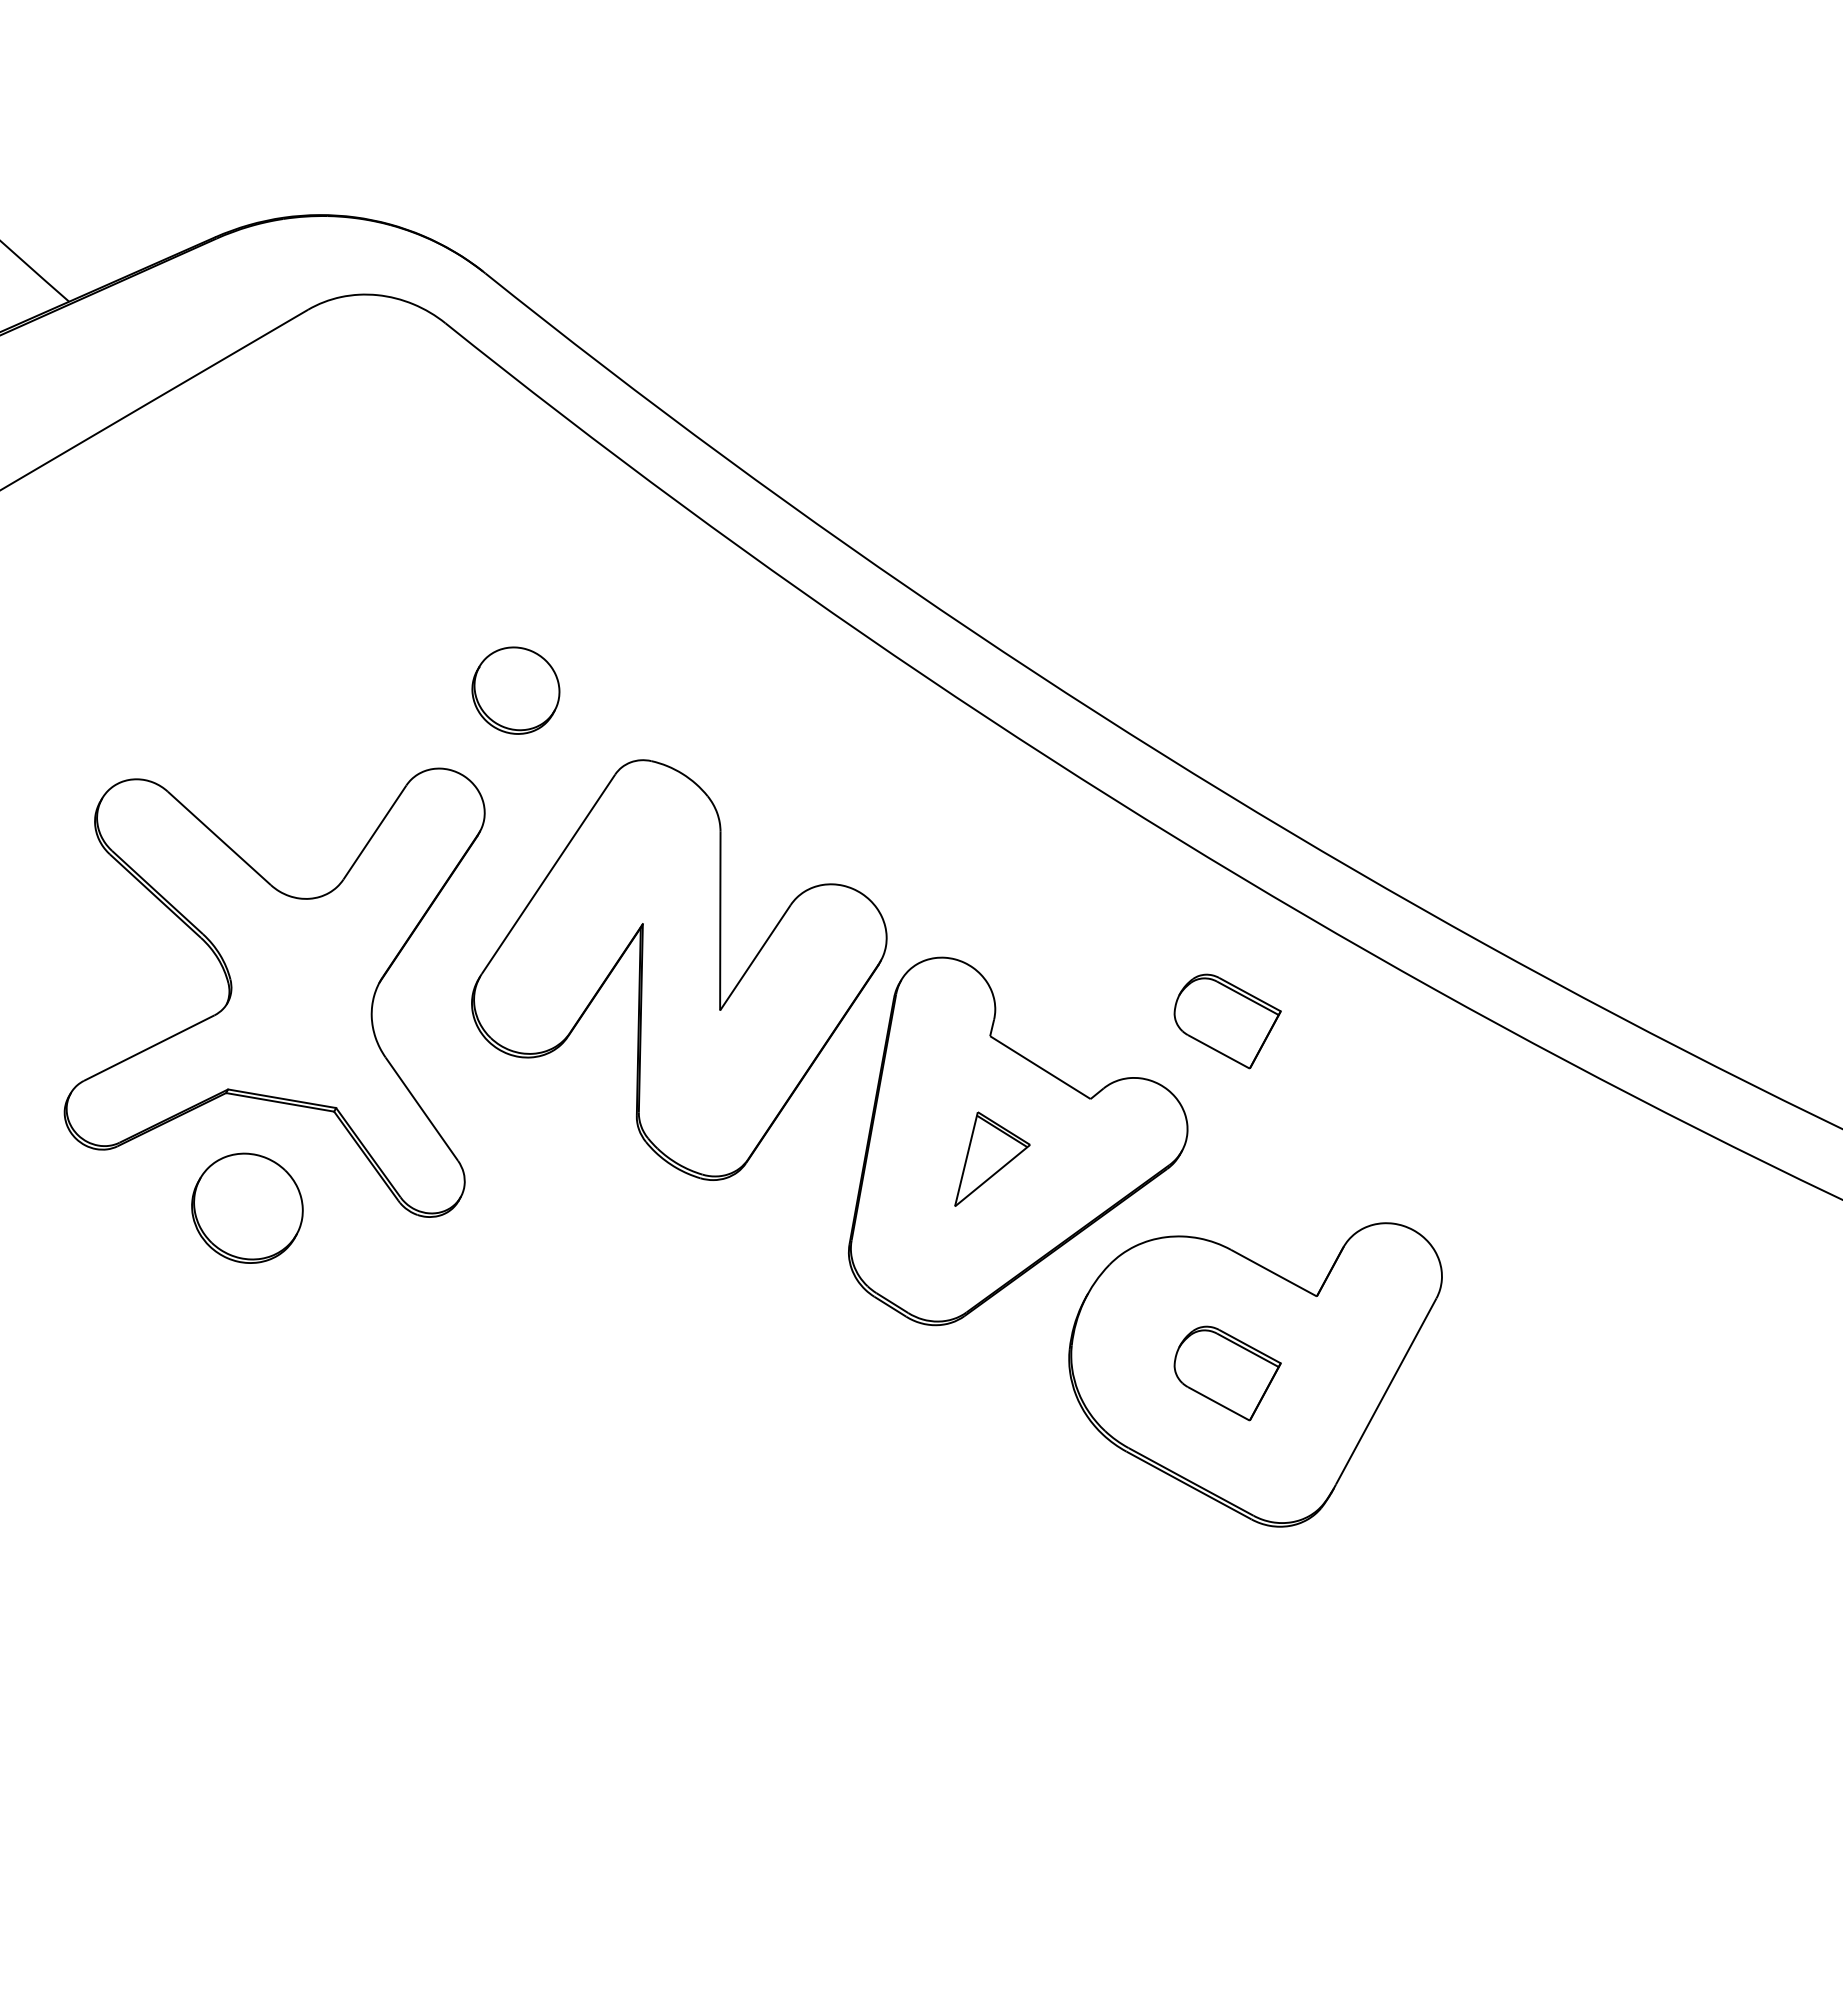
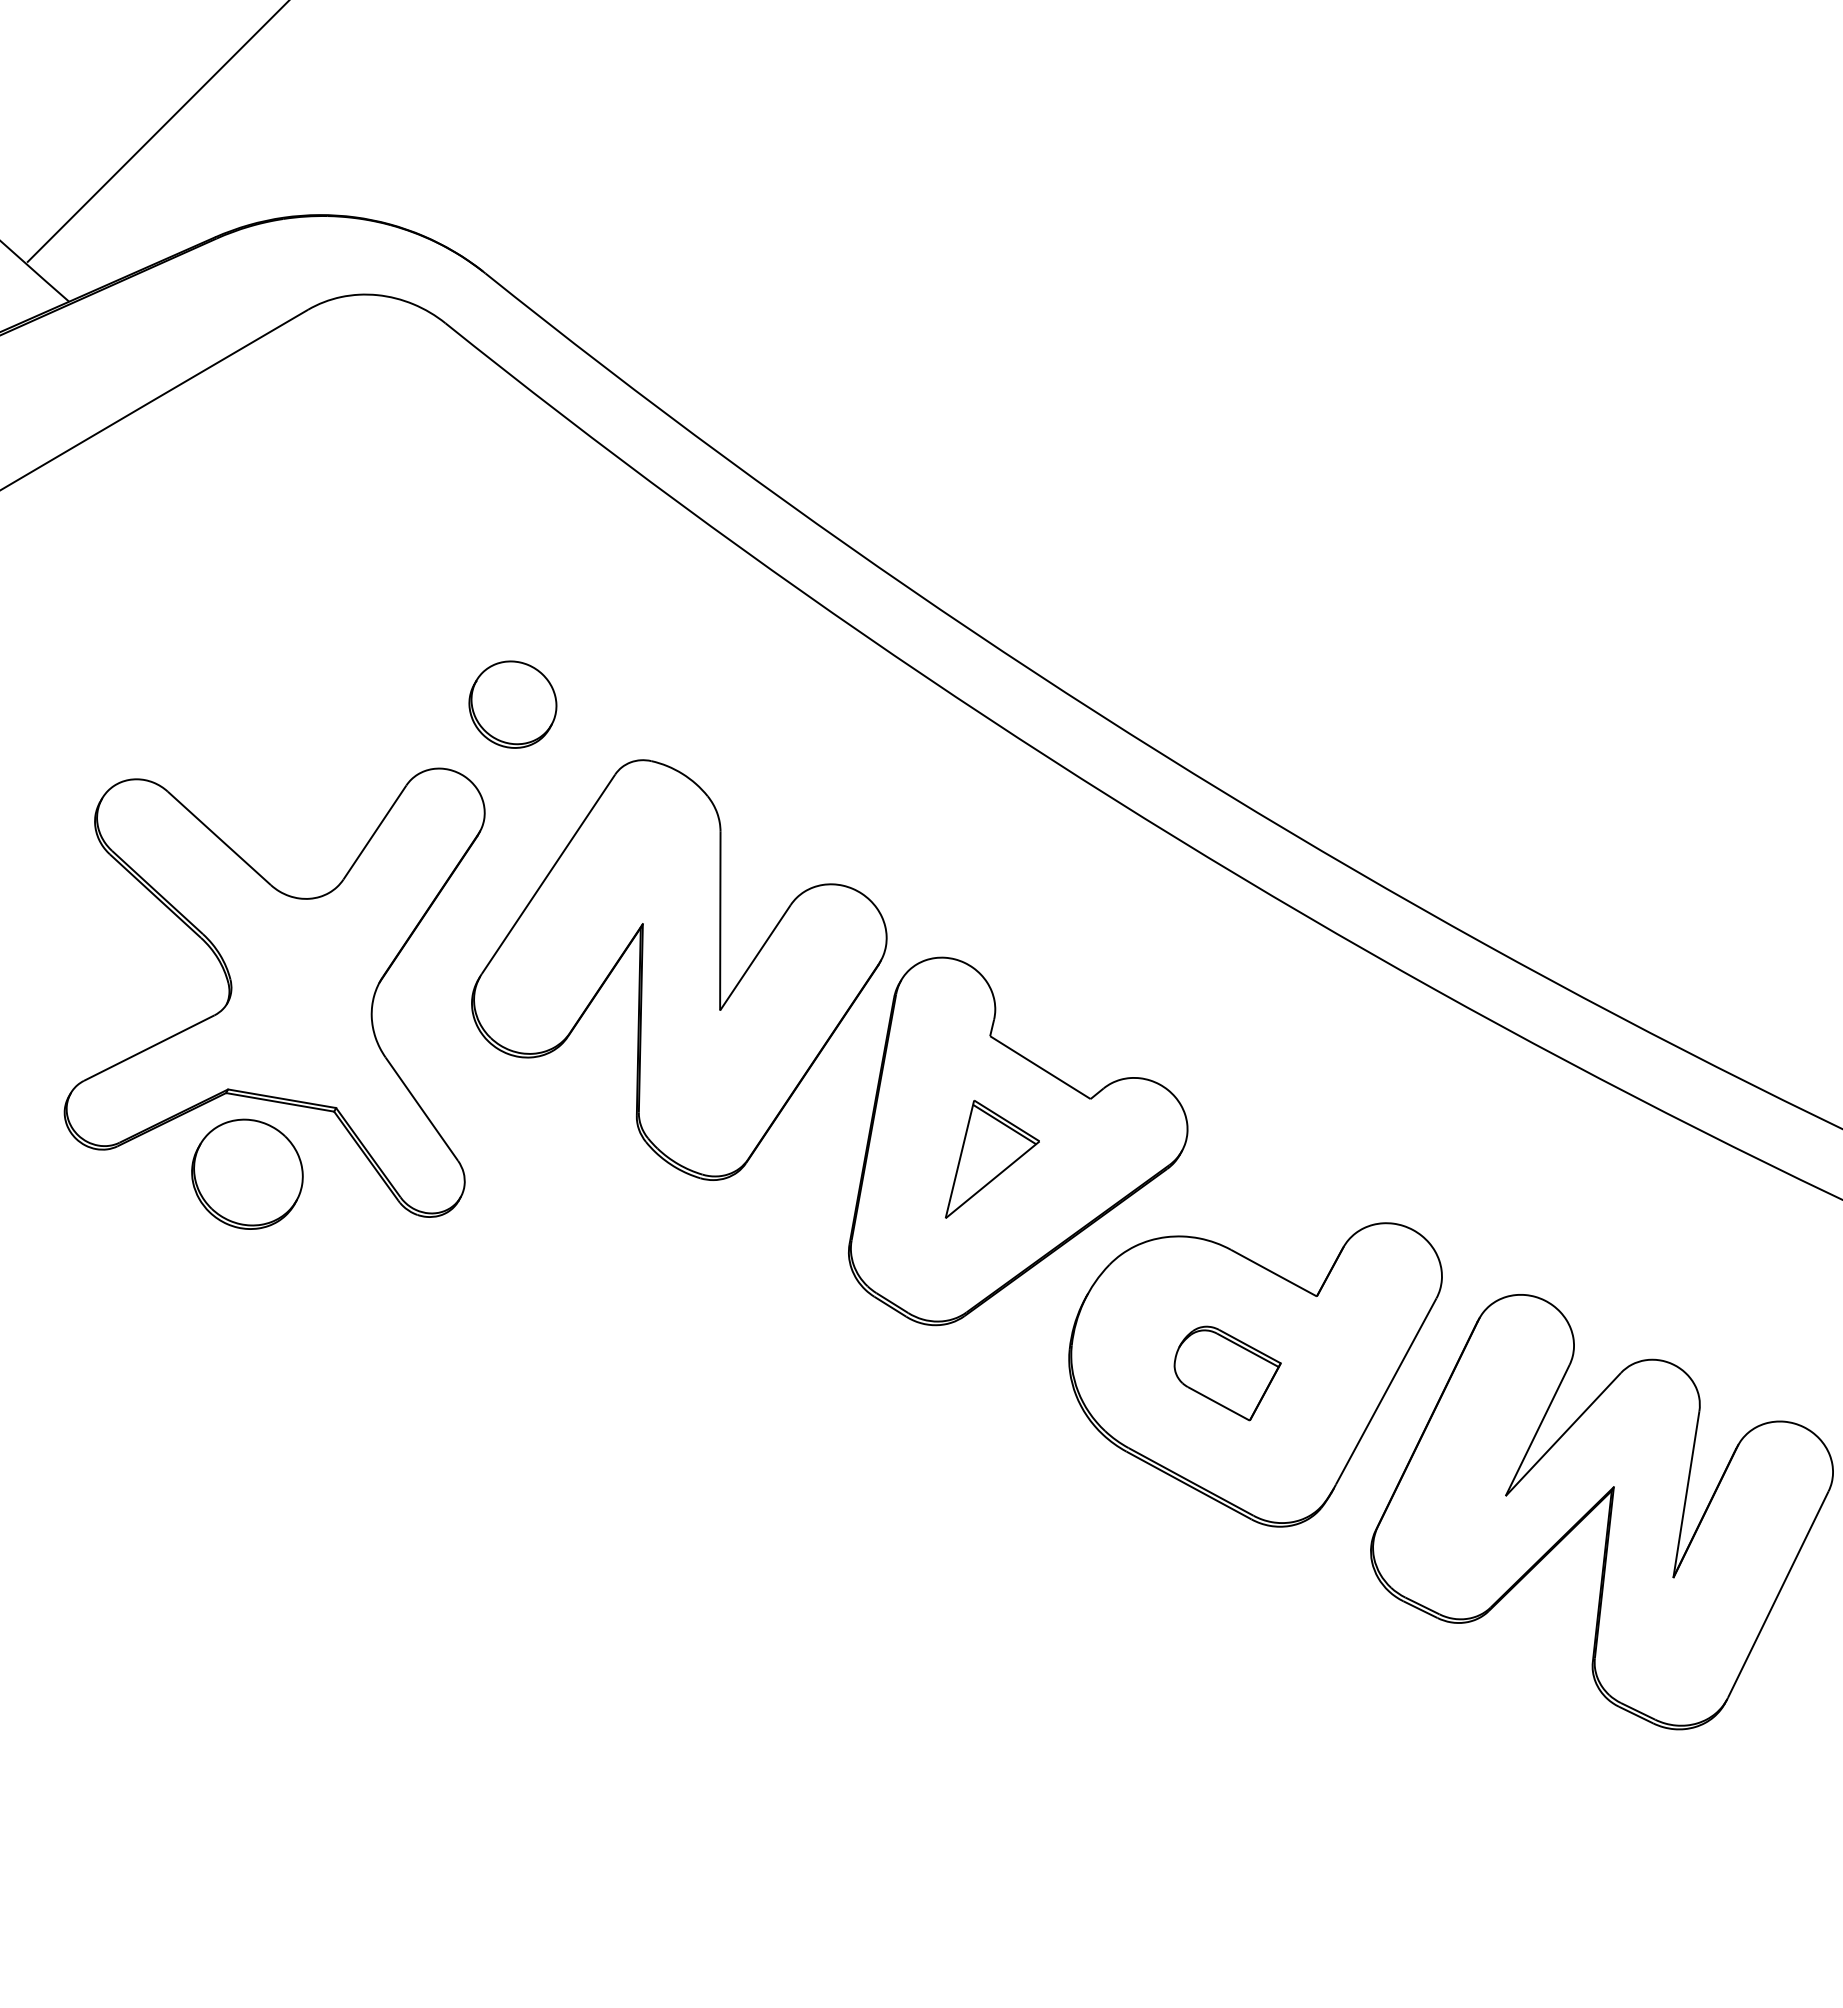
line: none -> present (157, 131)
part position: (515, 690) -> (512, 704) (512, 704)
part: present -> none (1227, 1021)
part size: 77x96 px -> 95x120 px (992, 1158)
part position: (247, 1207) -> (247, 1173) (247, 1173)
part: none -> present (1608, 1512)
